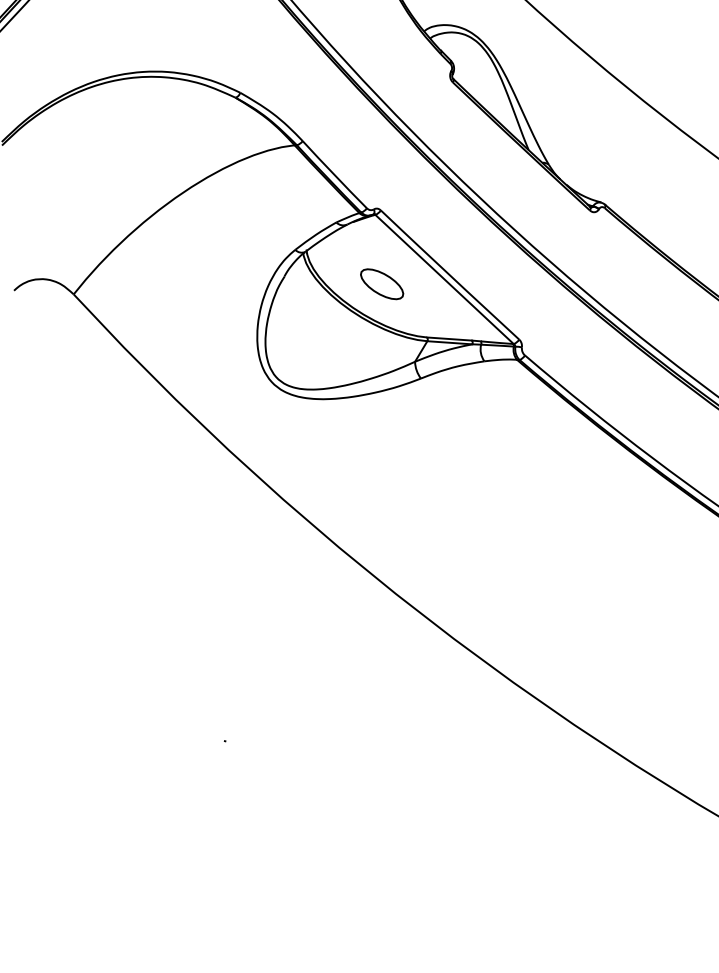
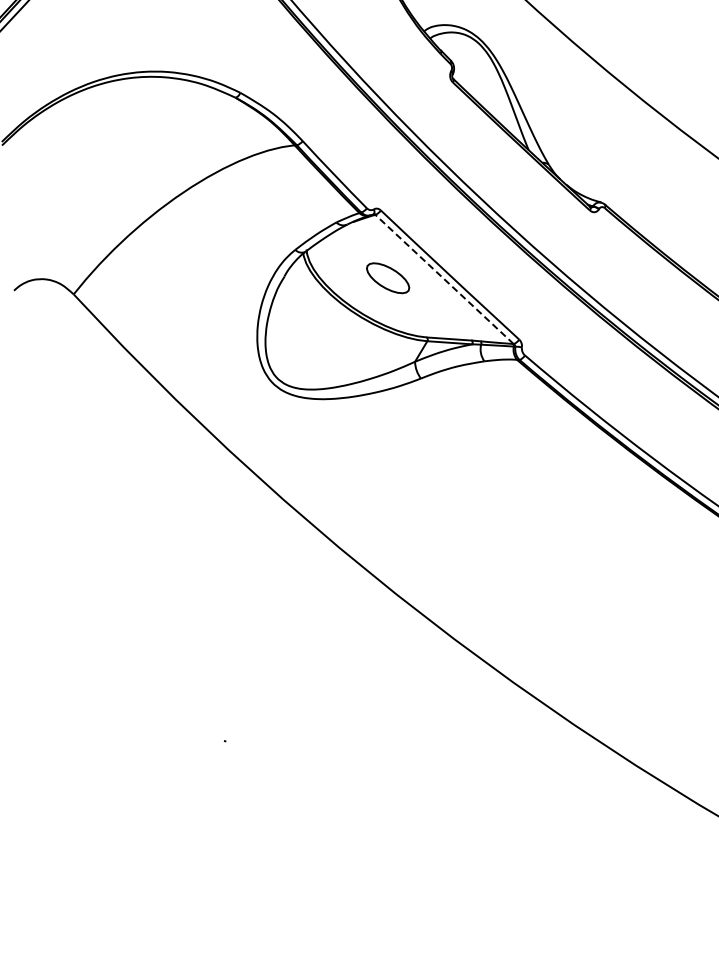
line: solid -> dashed (444, 279)
part position: (382, 284) -> (388, 278) (388, 278)
